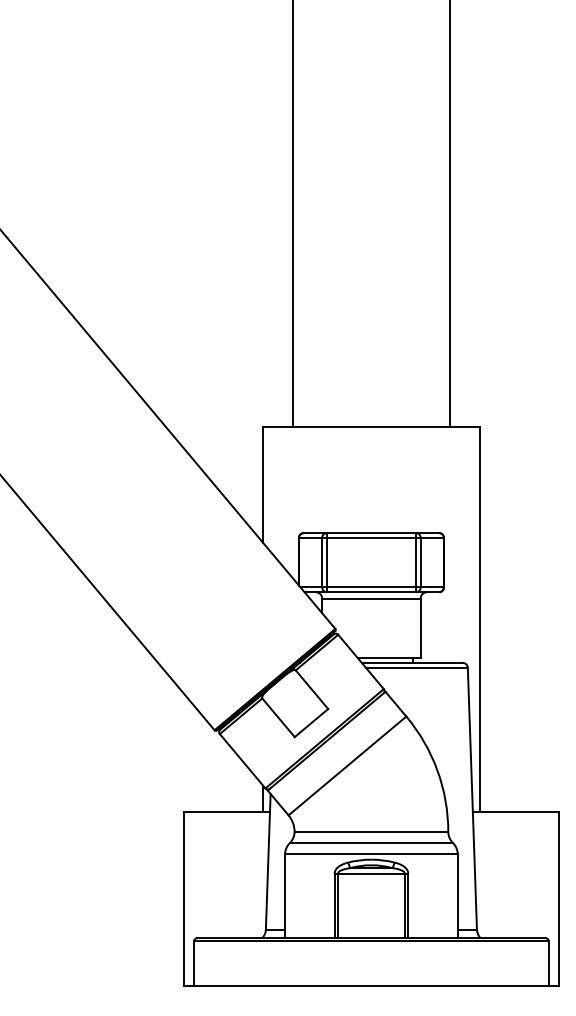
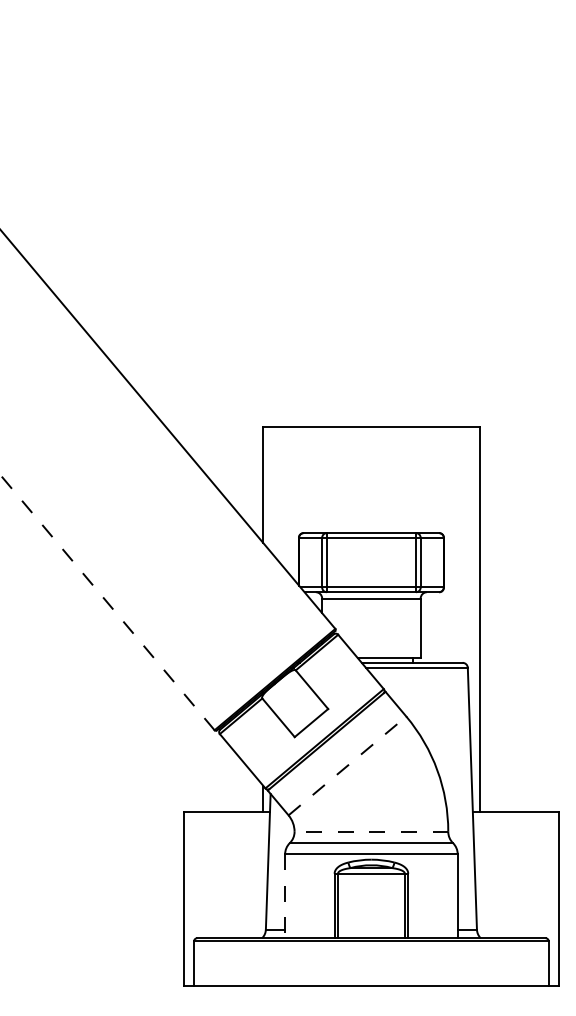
line: present -> none (292, 214)
line: present -> none (450, 214)
line: solid -> dashed (107, 602)
line: solid -> dashed (347, 765)
line: solid -> dashed (371, 831)
line: solid -> dashed (285, 896)
